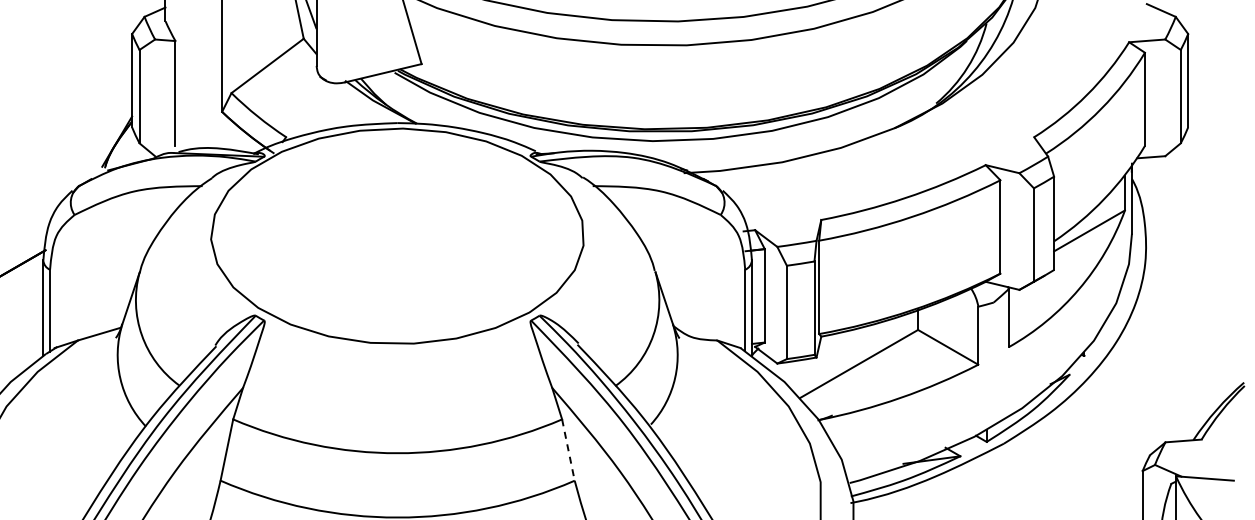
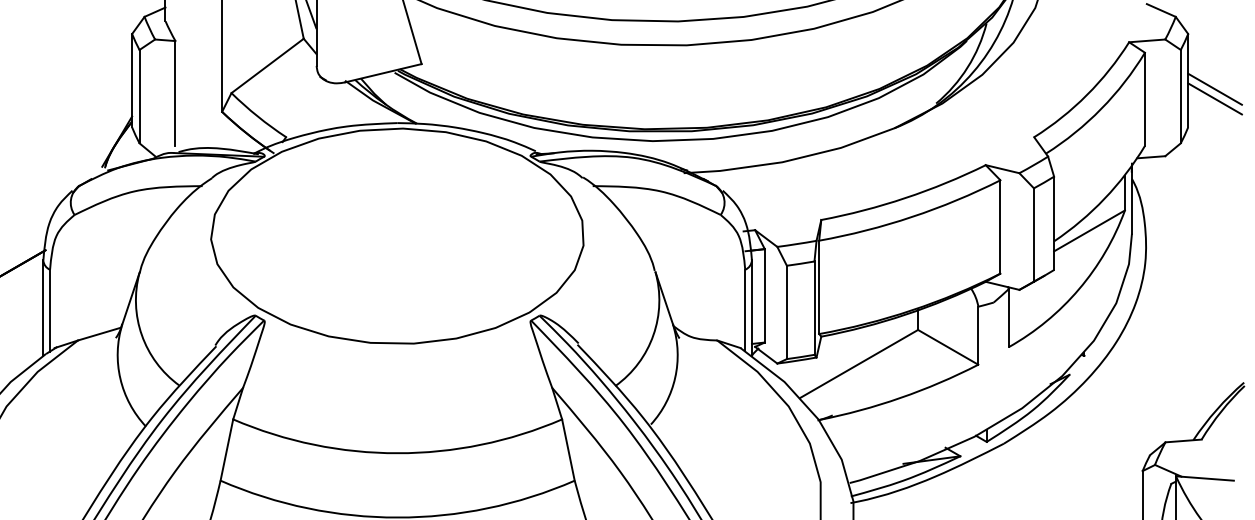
line: none -> present (1214, 88)
line: none -> present (1214, 98)
line: dashed -> solid (568, 450)
